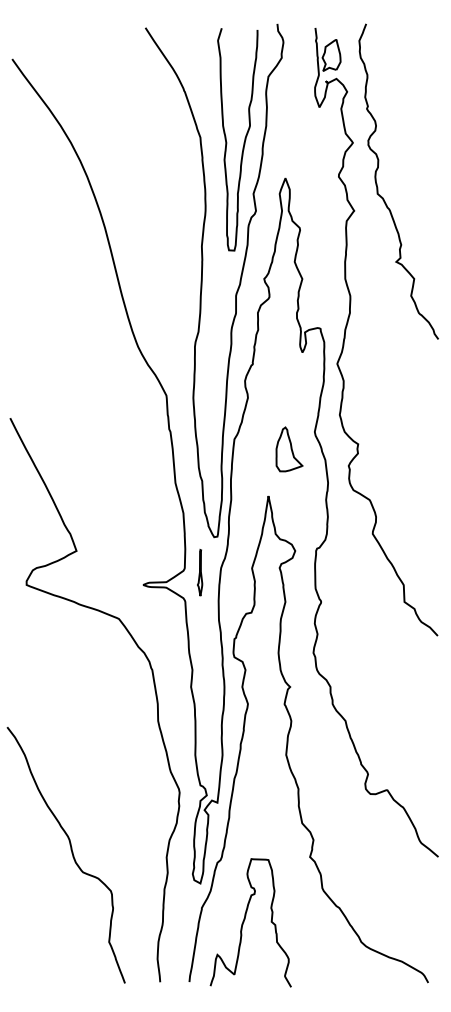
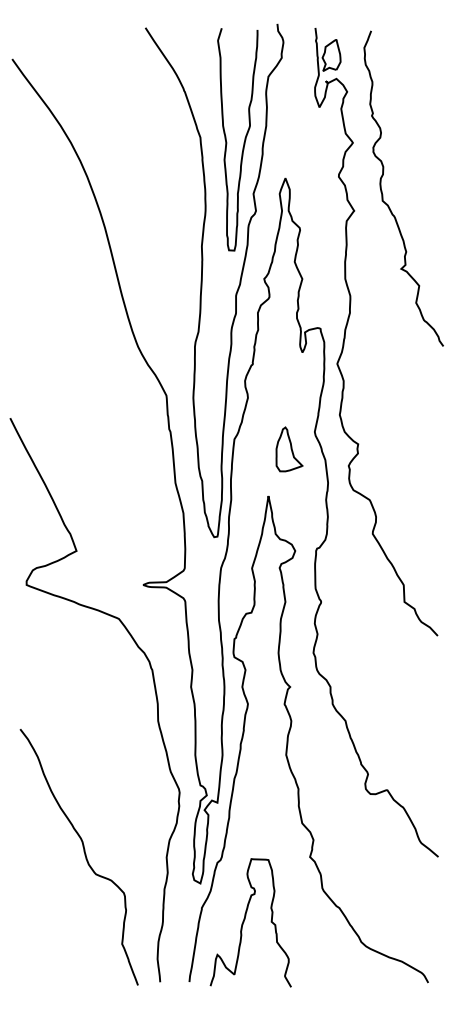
curve position: (378, 187) -> (383, 194) (383, 194)
part: present -> none (200, 572)
curve position: (71, 853) -> (84, 855) (84, 855)
